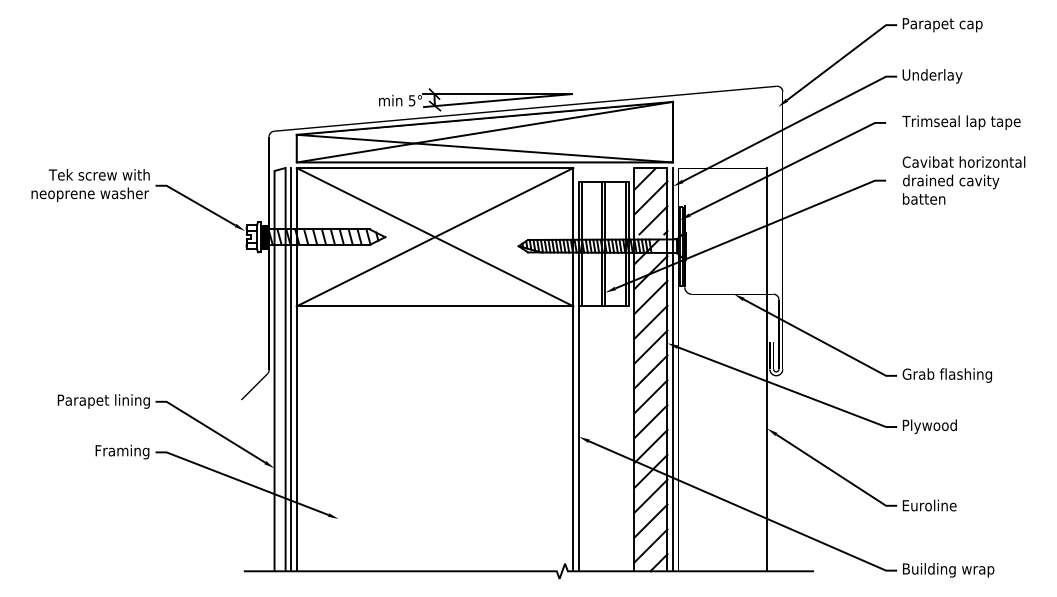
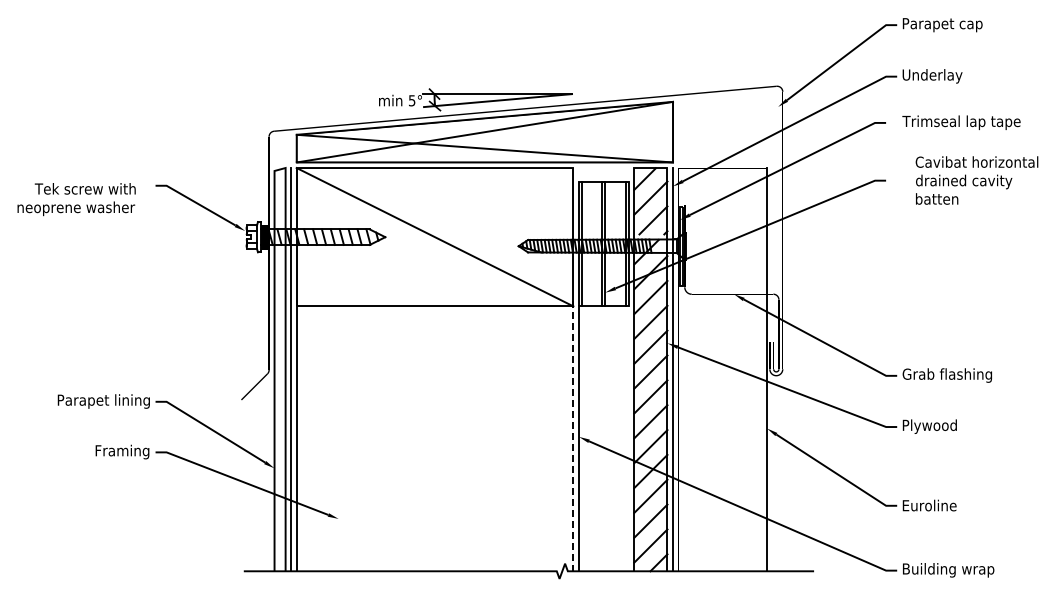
text position: (963, 180) -> (976, 180) (976, 180)
text position: (90, 185) -> (76, 199) (76, 199)
line: present -> none (434, 237)
line: solid -> dashed (573, 436)
